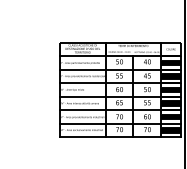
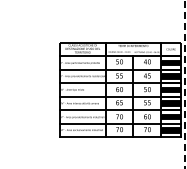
line: solid -> dashed (185, 84)
